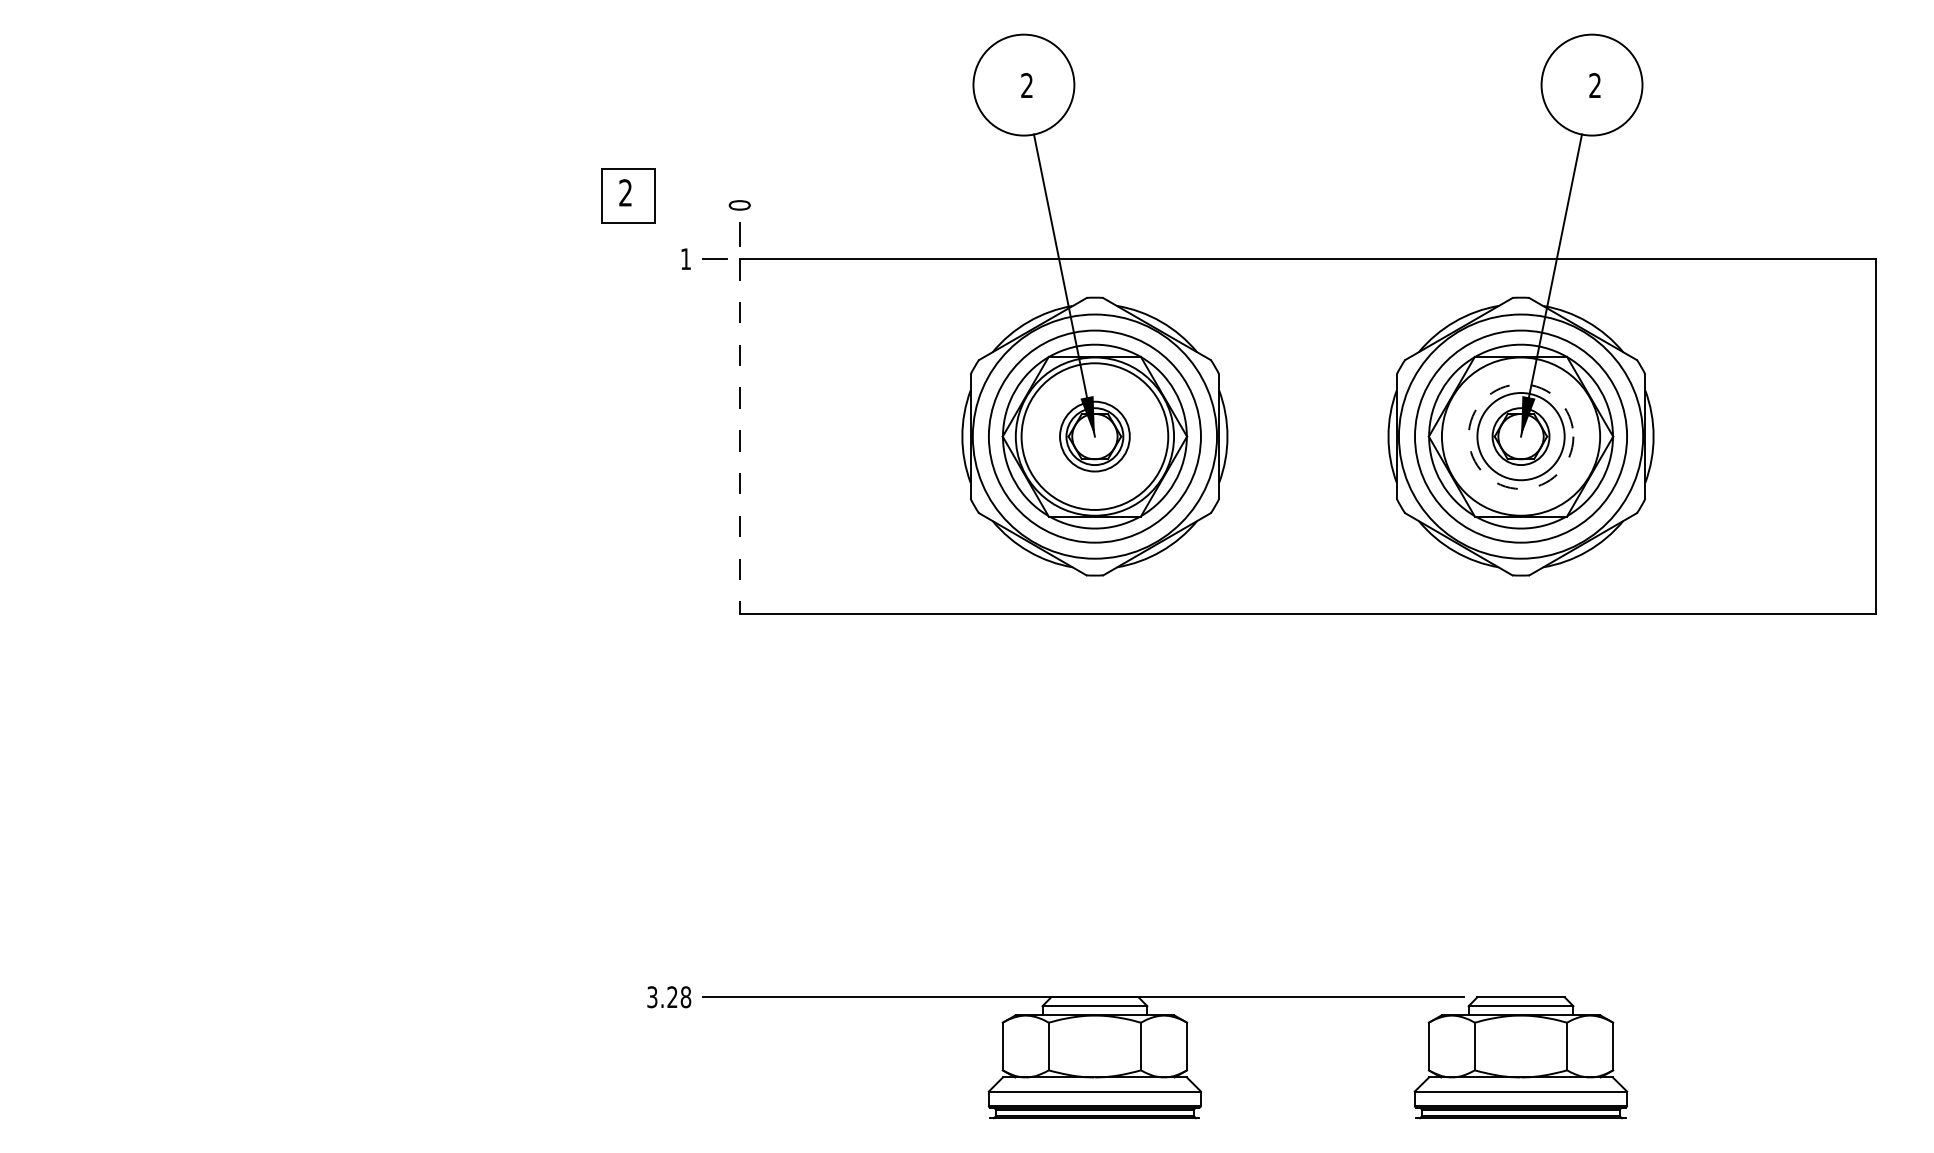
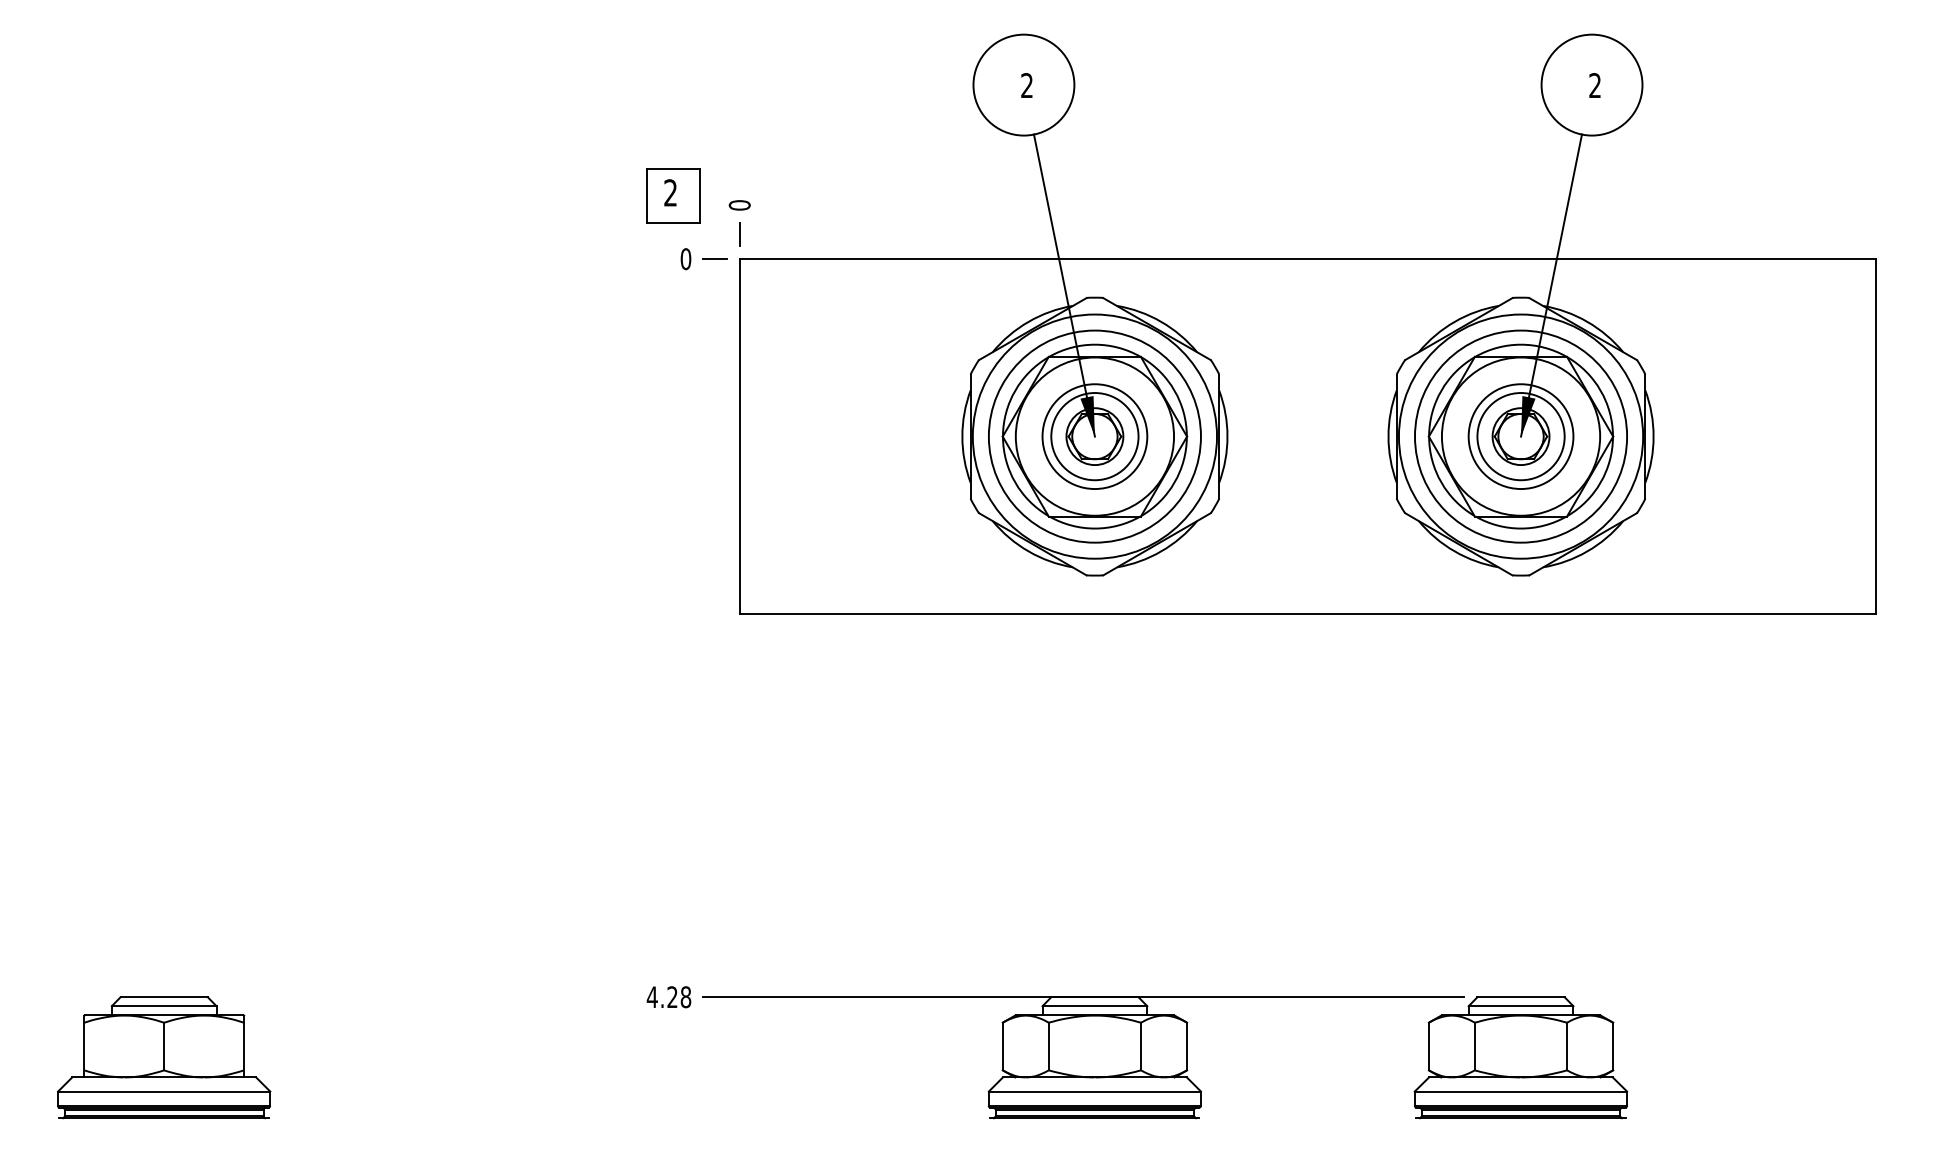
part position: (628, 195) -> (673, 195) (673, 195)
text: 1 -> 0 (685, 259)
circle diameter: 147 px -> 105 px (1094, 436)
circle diameter: 70 px -> 87 px (1094, 436)
circle: dashed -> solid (1520, 436)
line: dashed -> solid (739, 437)
text: 3.28 -> 4.28 (651, 997)
part: none -> present (164, 1057)
